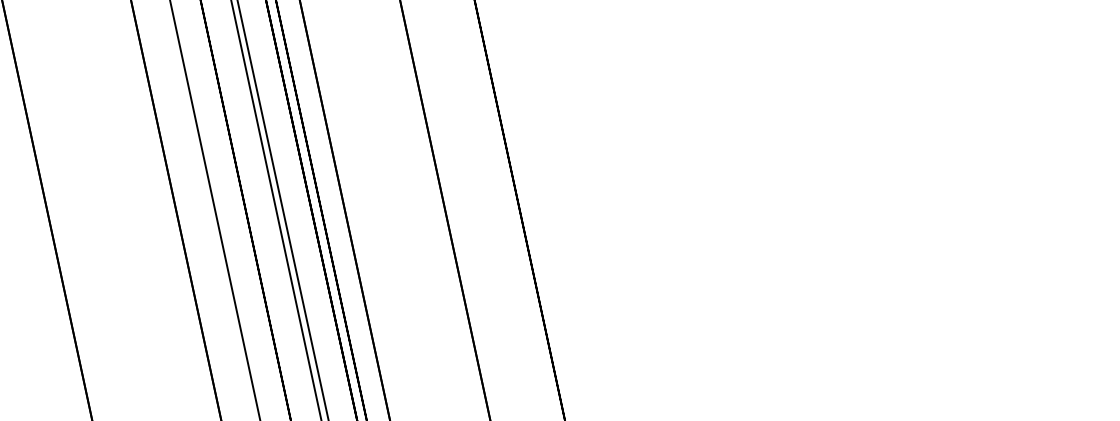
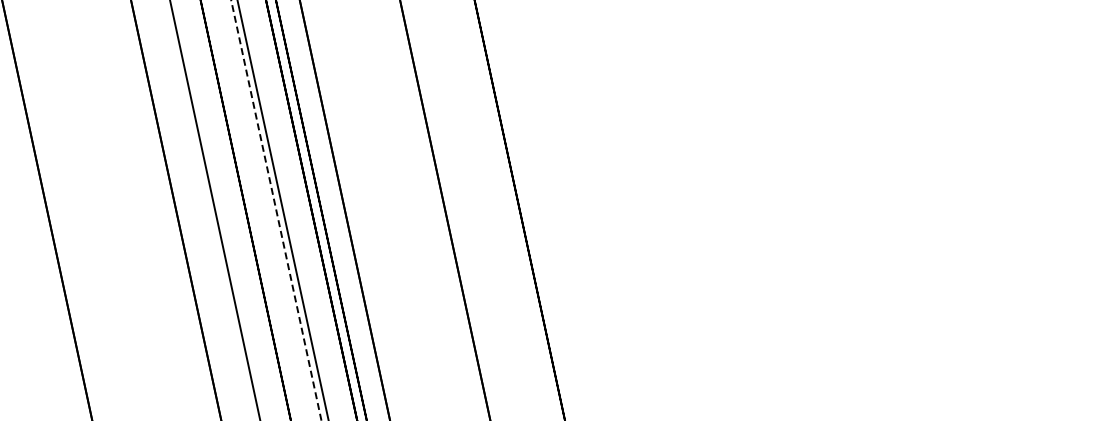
line: solid -> dashed (276, 210)
